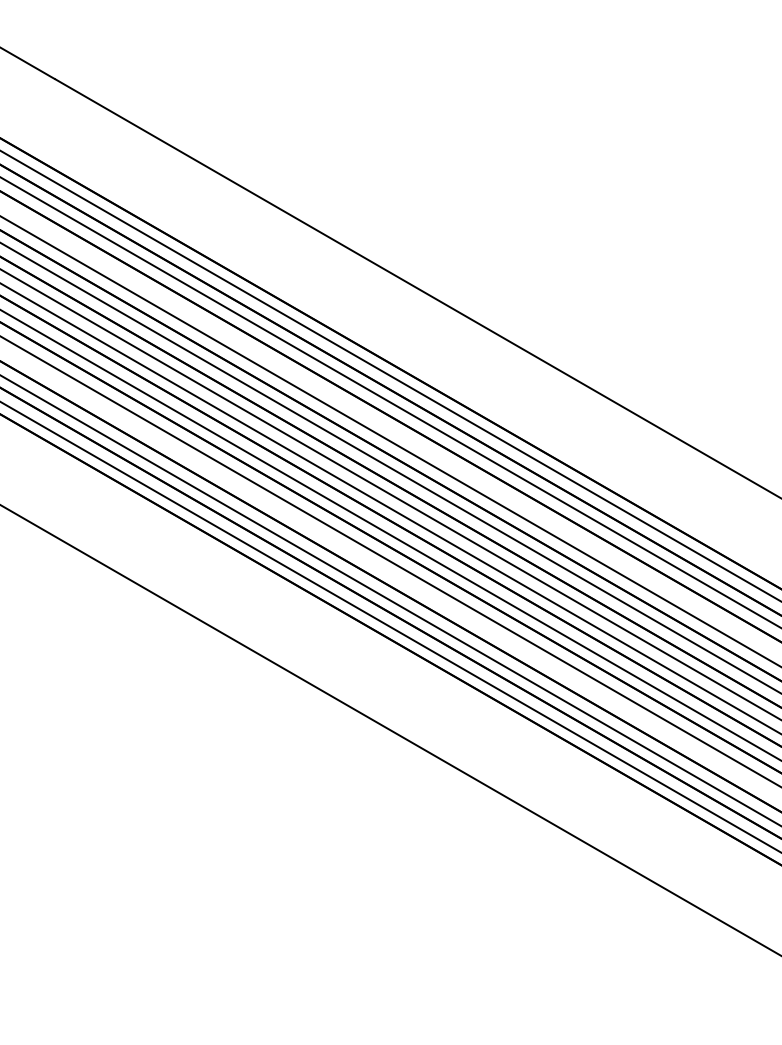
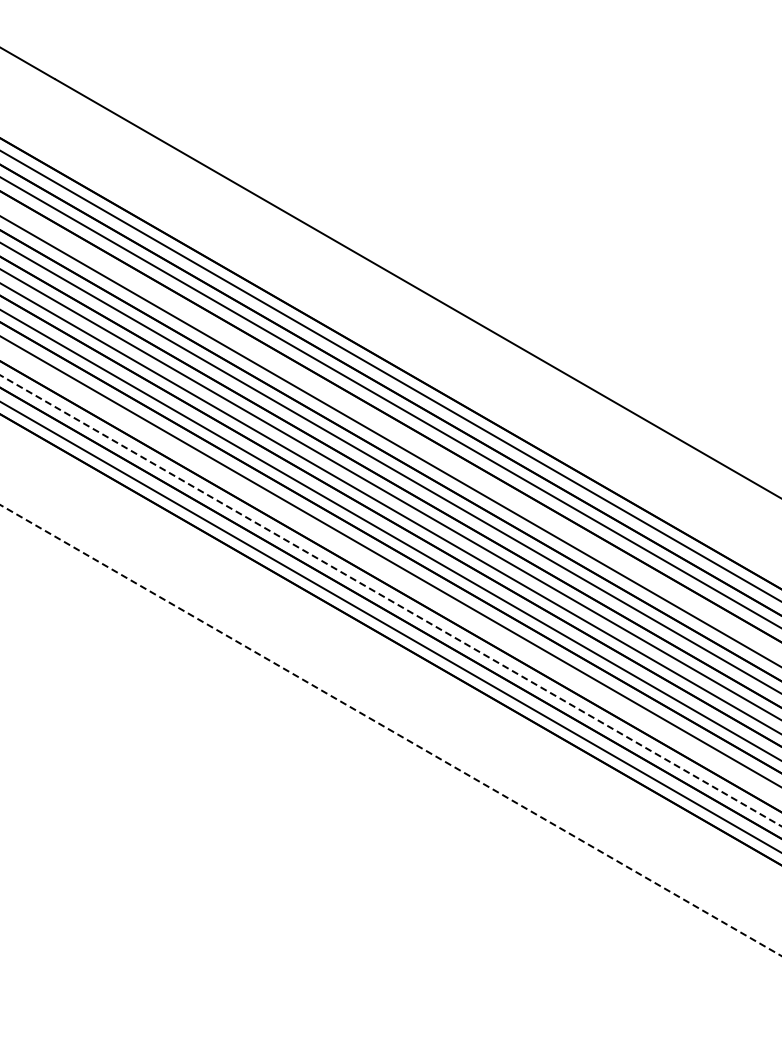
line: solid -> dashed (391, 601)
line: solid -> dashed (390, 730)
